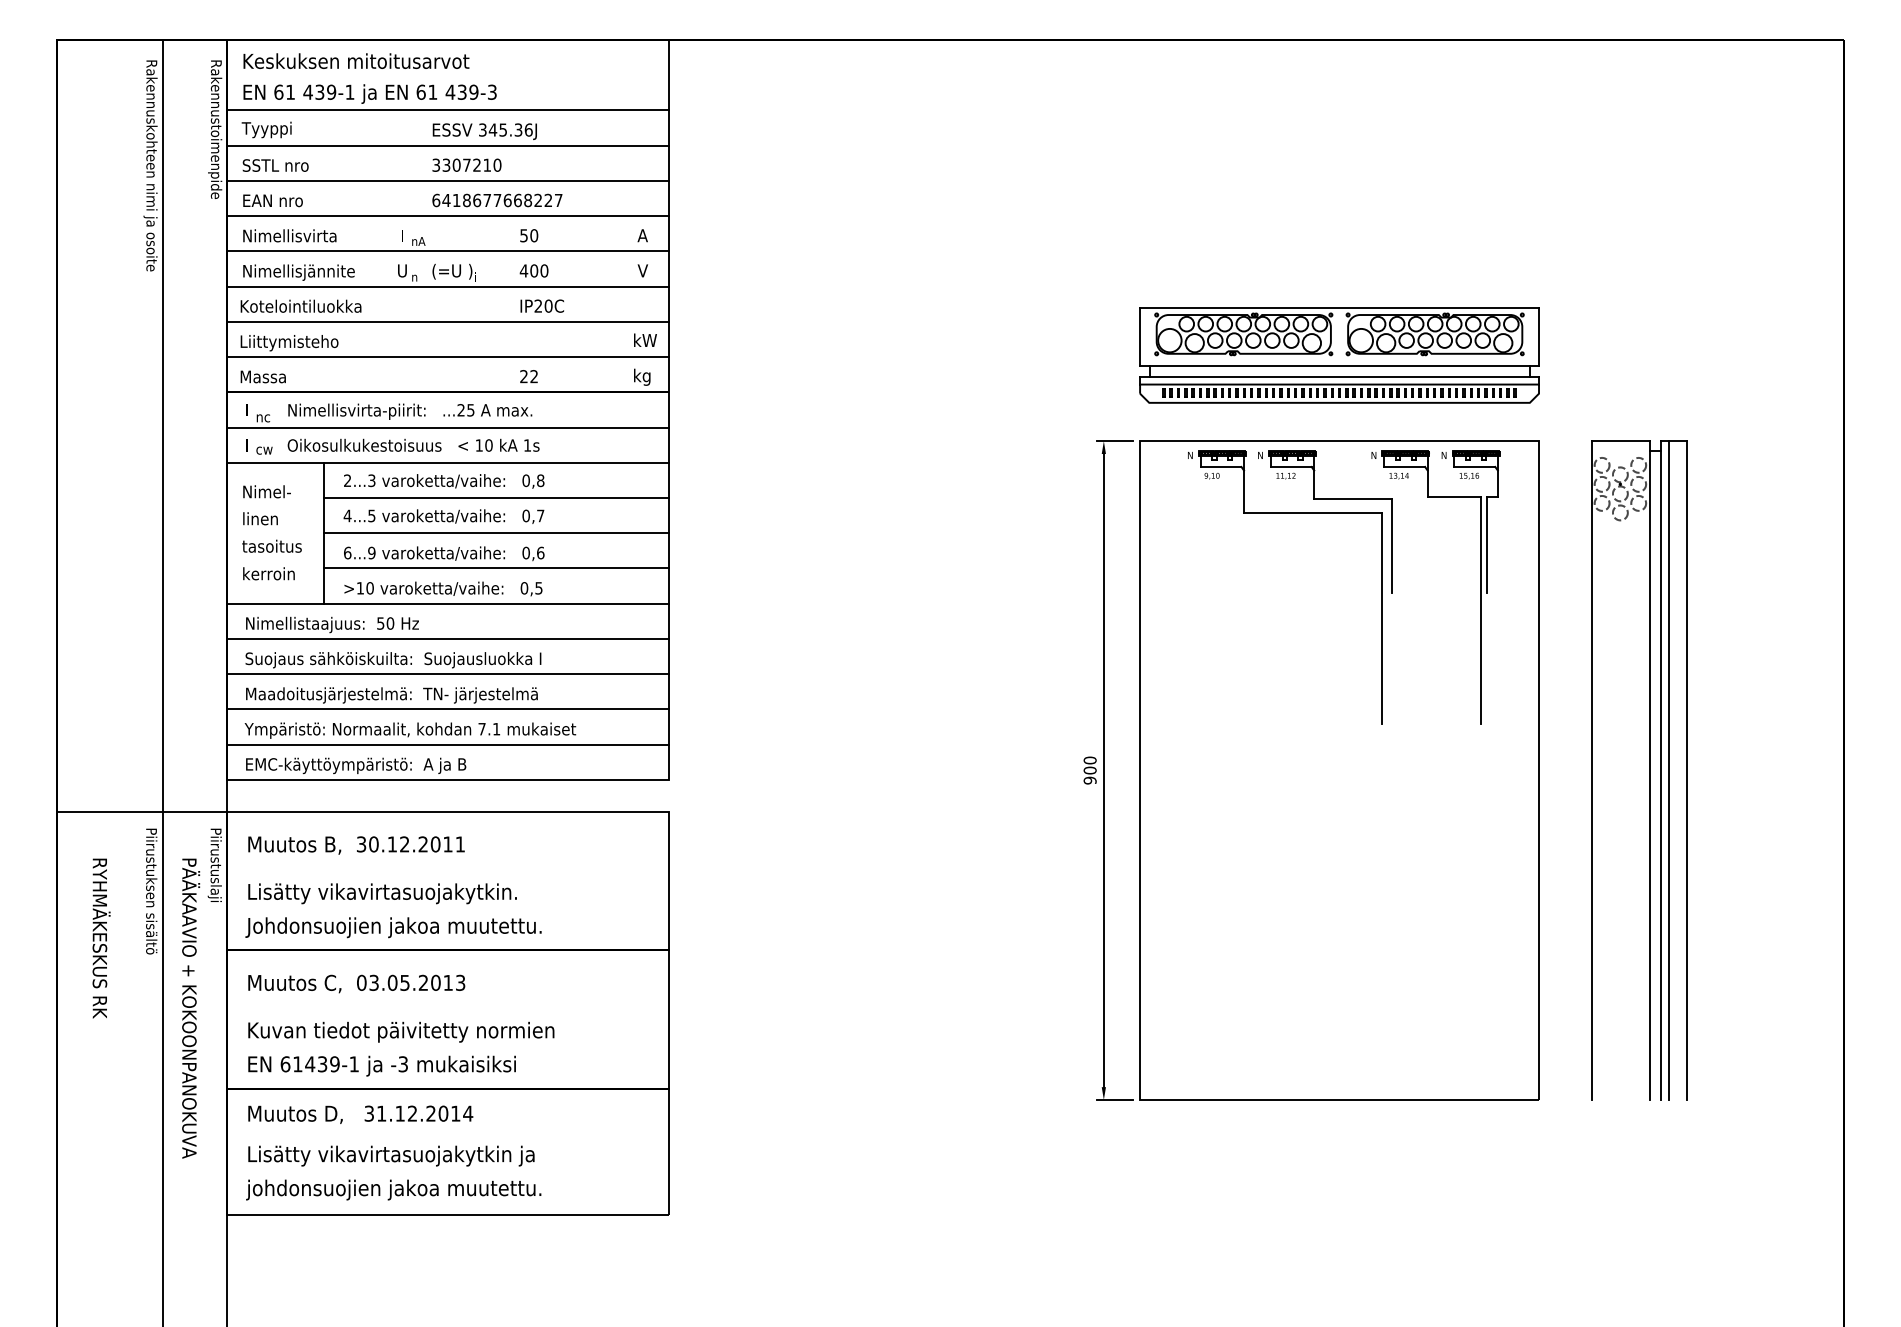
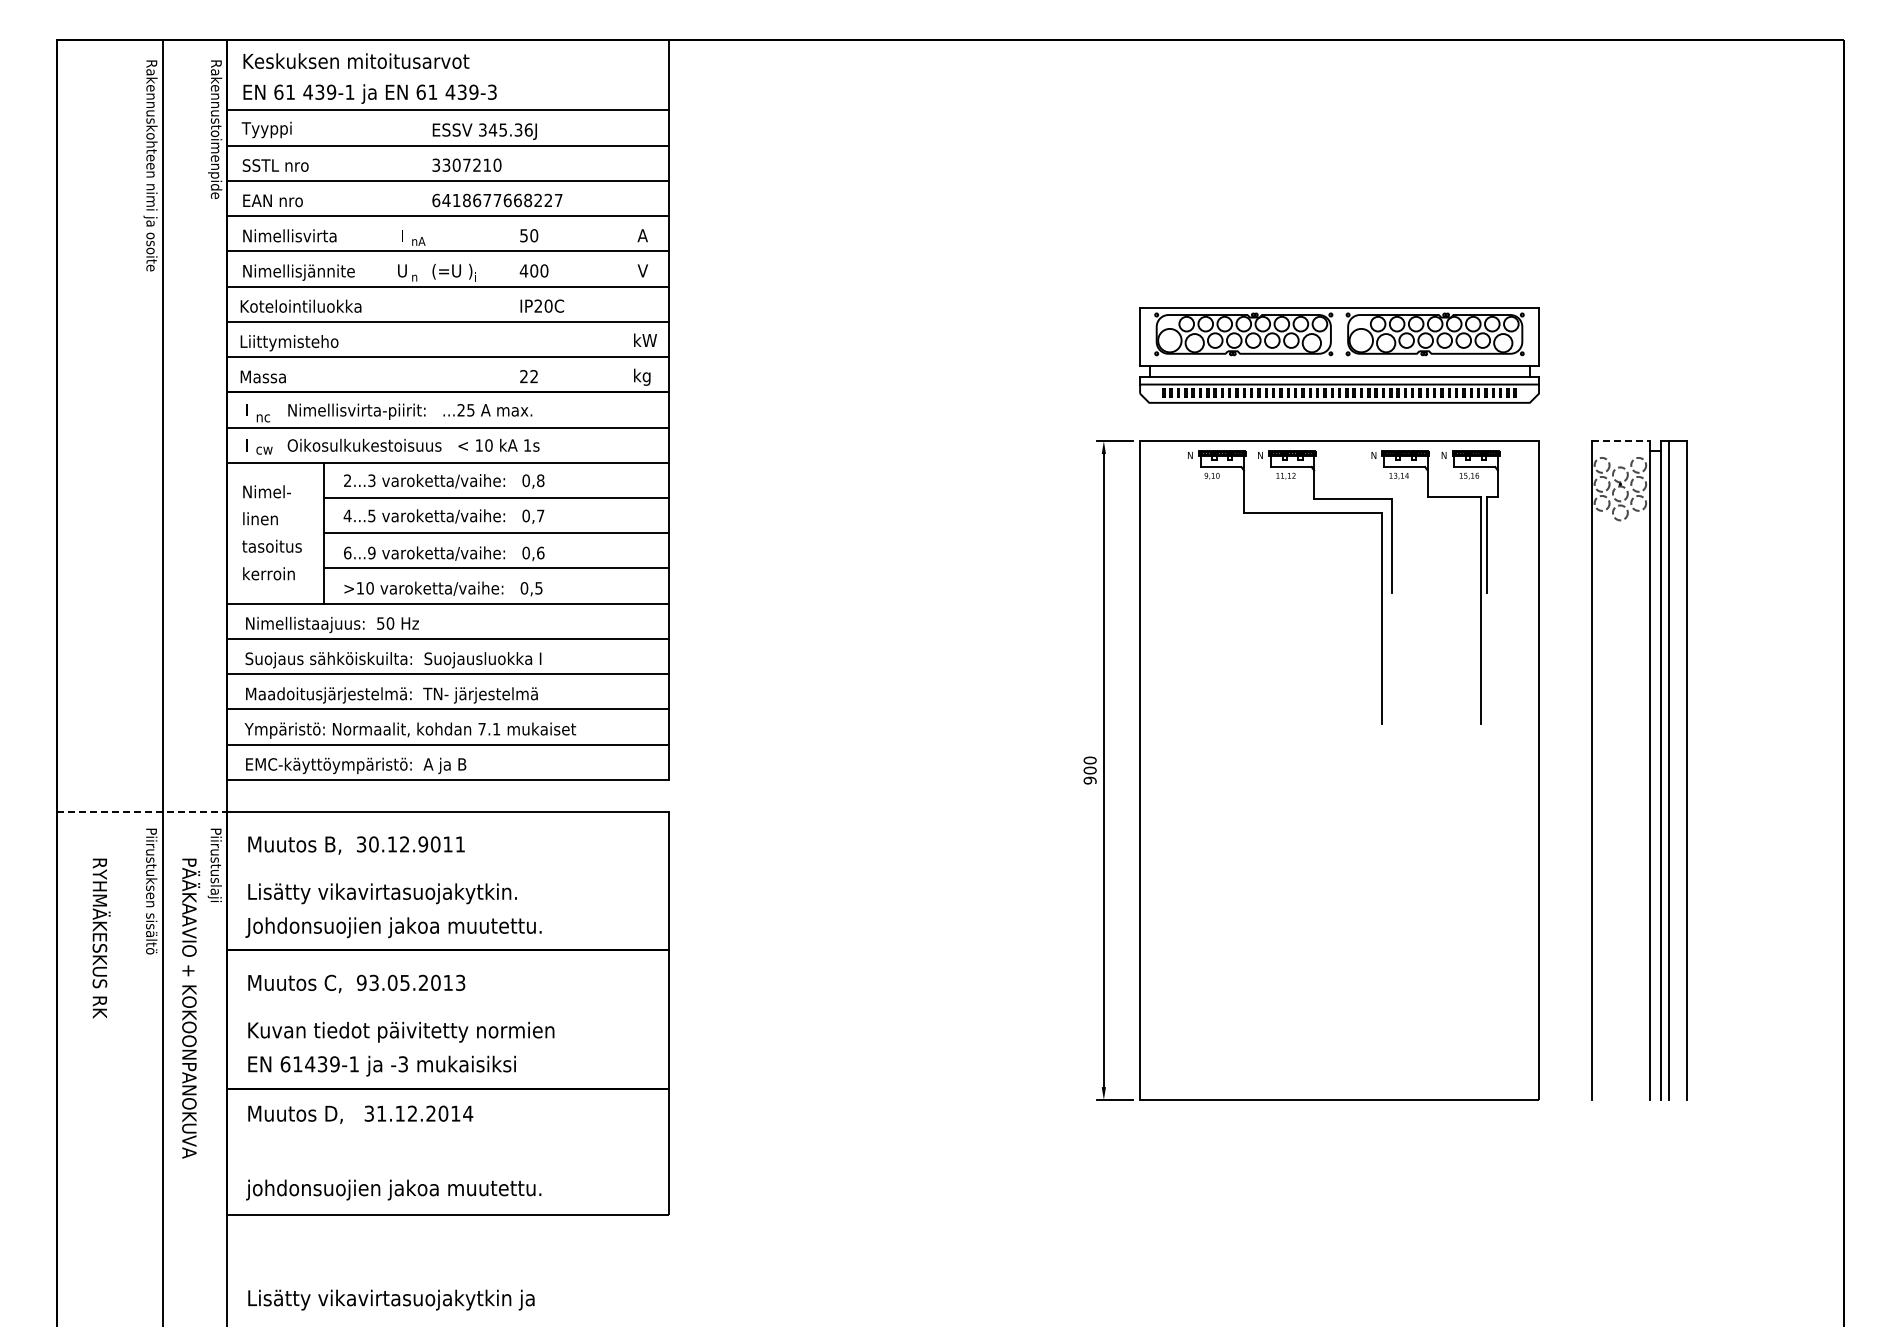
line: solid -> dashed (1621, 441)
line: solid -> dashed (141, 811)
text: 30.12.2011 -> 30.12.9011 (423, 844)
text: 03.05.2013 -> 93.05.2013 (361, 982)
text position: (391, 1155) -> (391, 1299) (391, 1299)
